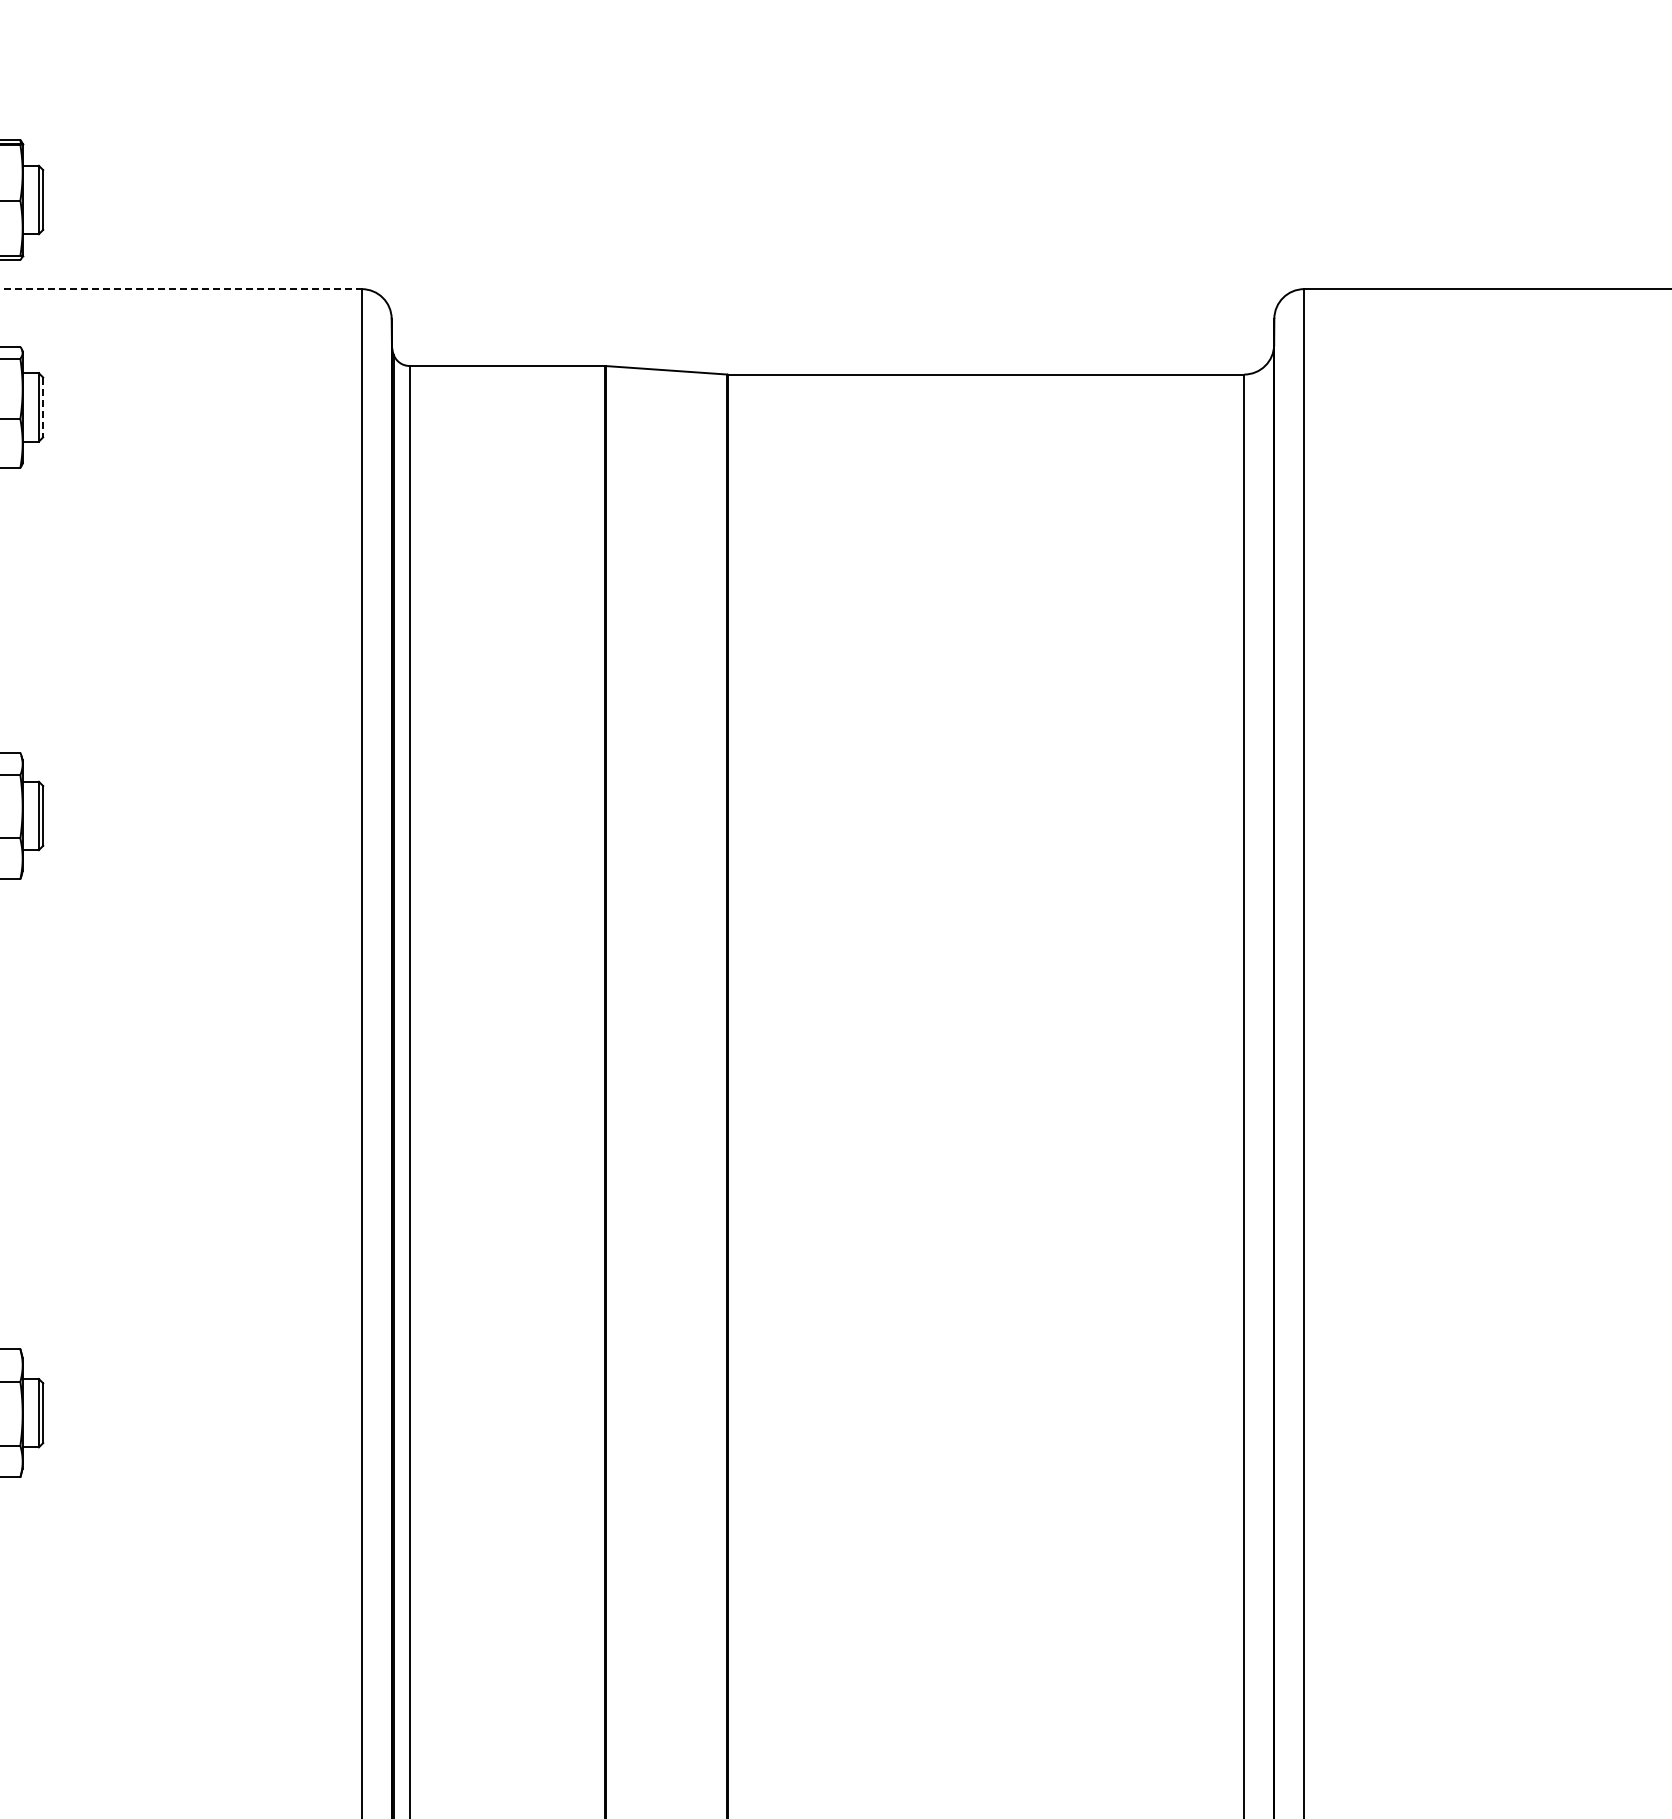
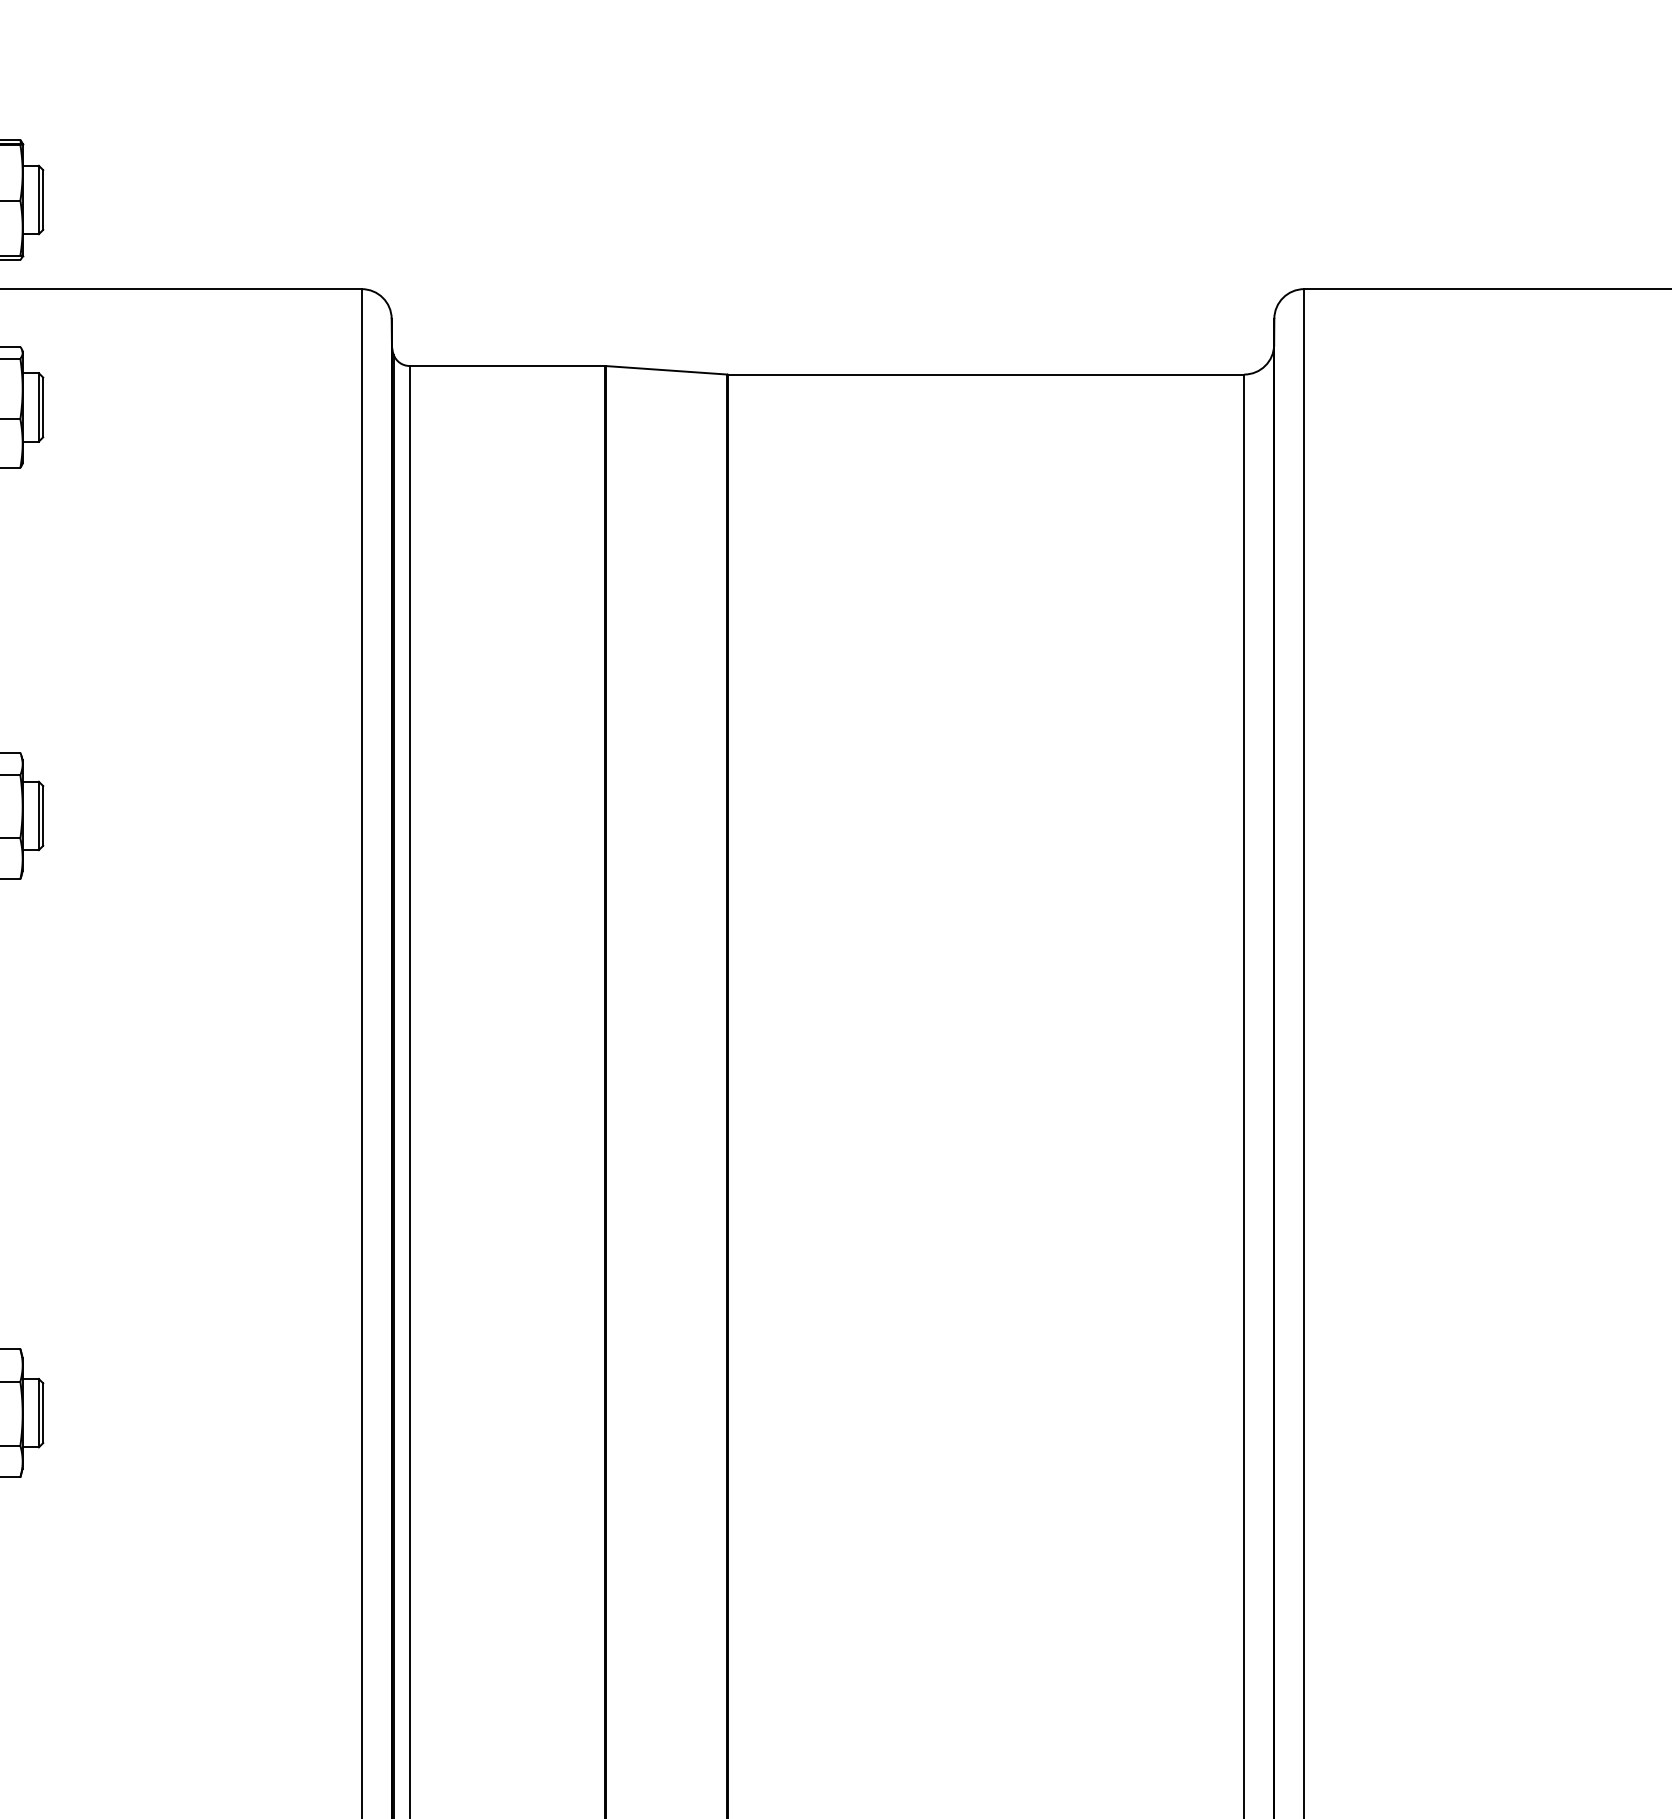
line: dashed -> solid (181, 289)
line: dashed -> solid (43, 407)
